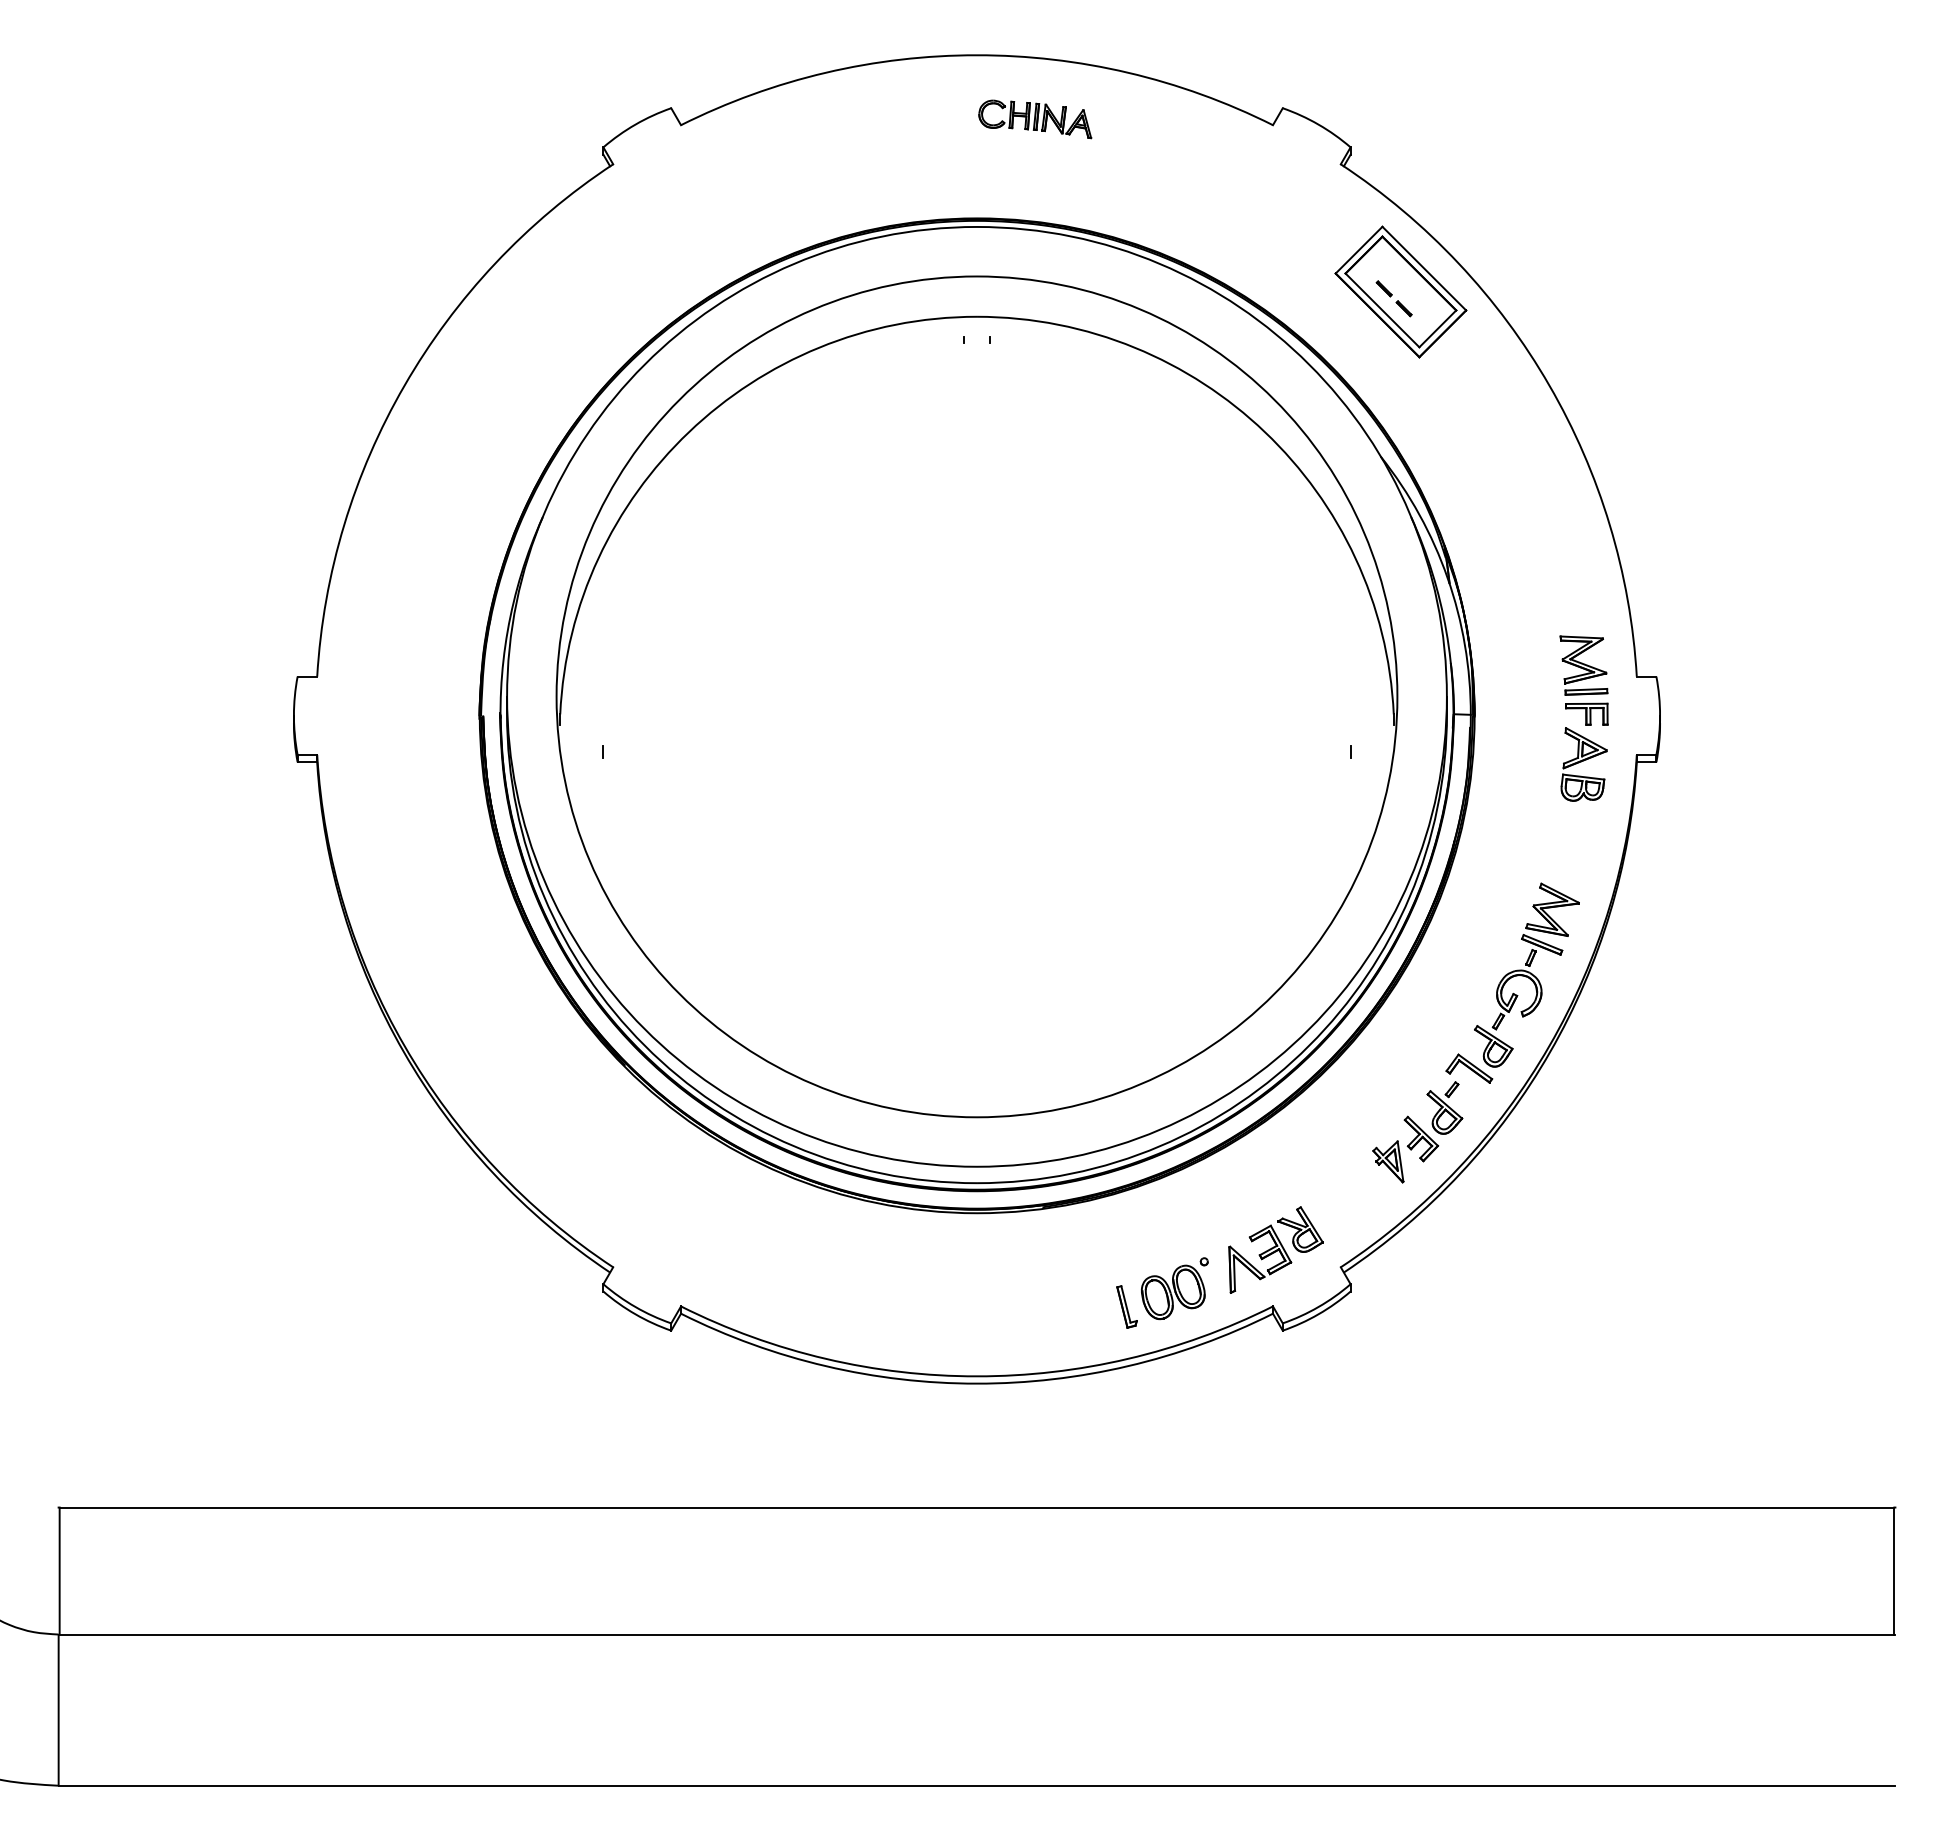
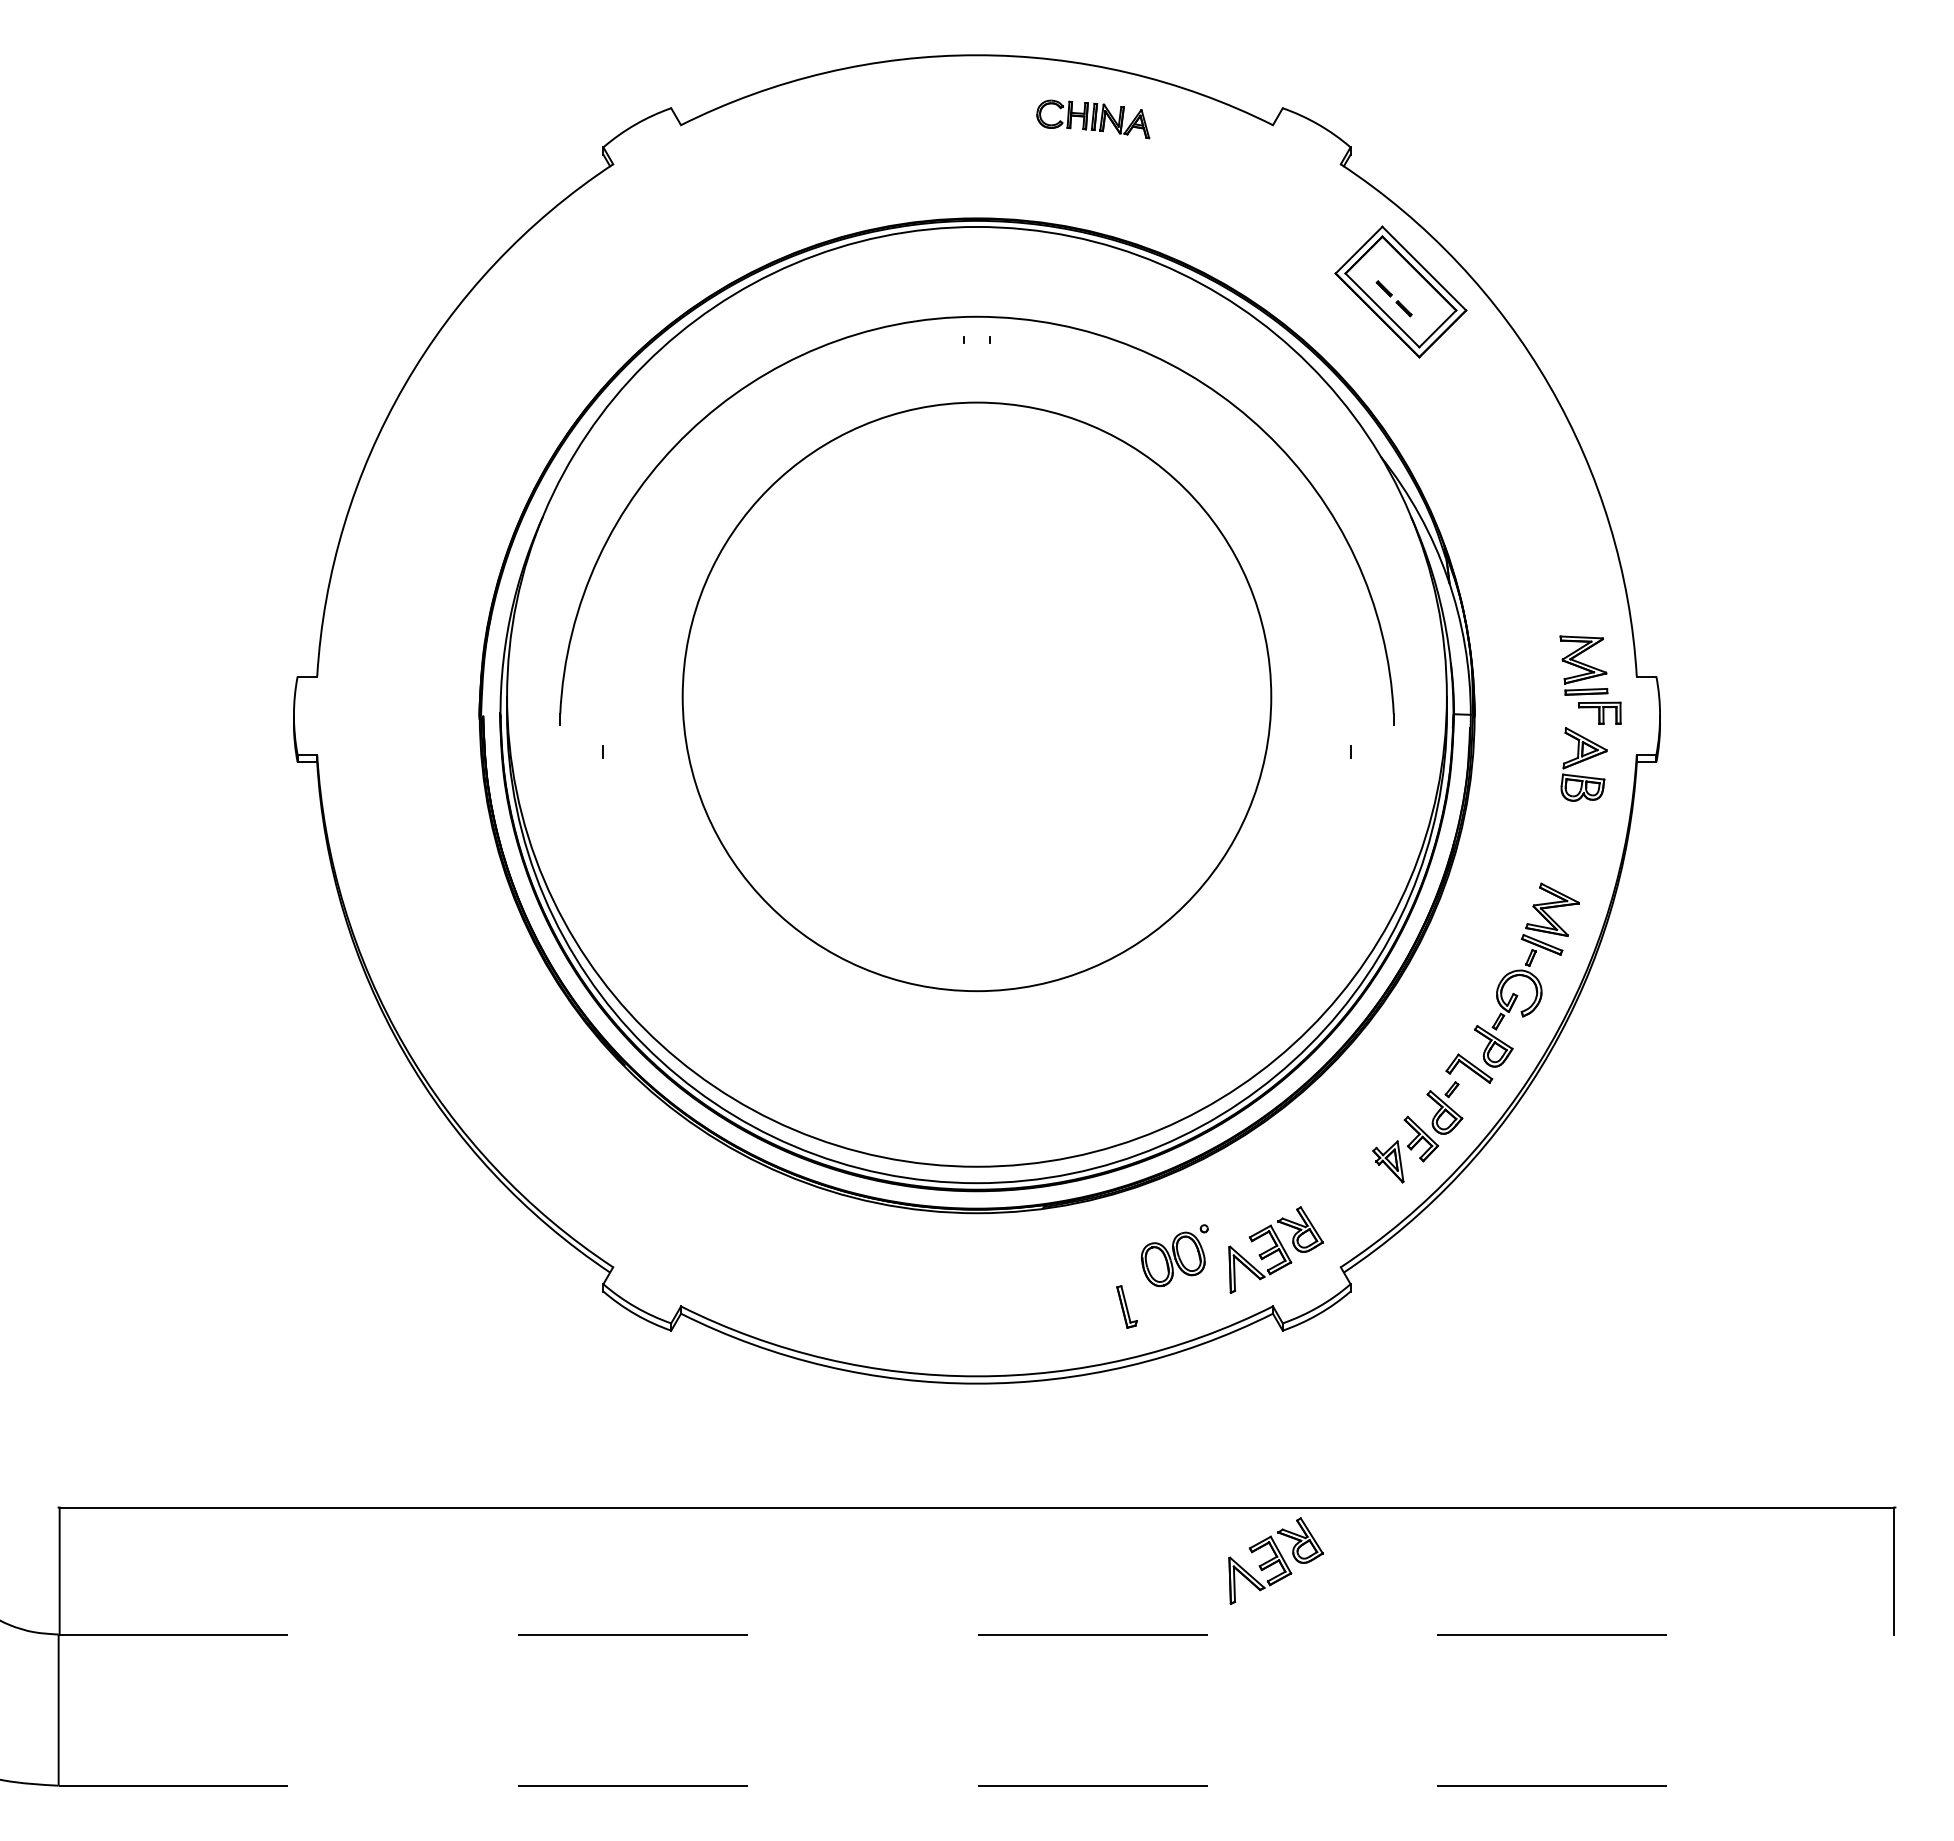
part position: (1035, 119) -> (1093, 119) (1093, 119)
circle diameter: 841 px -> 589 px (976, 696)
part position: (1586, 713) -> (1599, 712) (1599, 712)
part position: (1174, 1288) -> (1174, 1255) (1174, 1255)
part: none -> present (1275, 1560)
line: solid -> dashed (977, 1634)
line: solid -> dashed (977, 1785)
